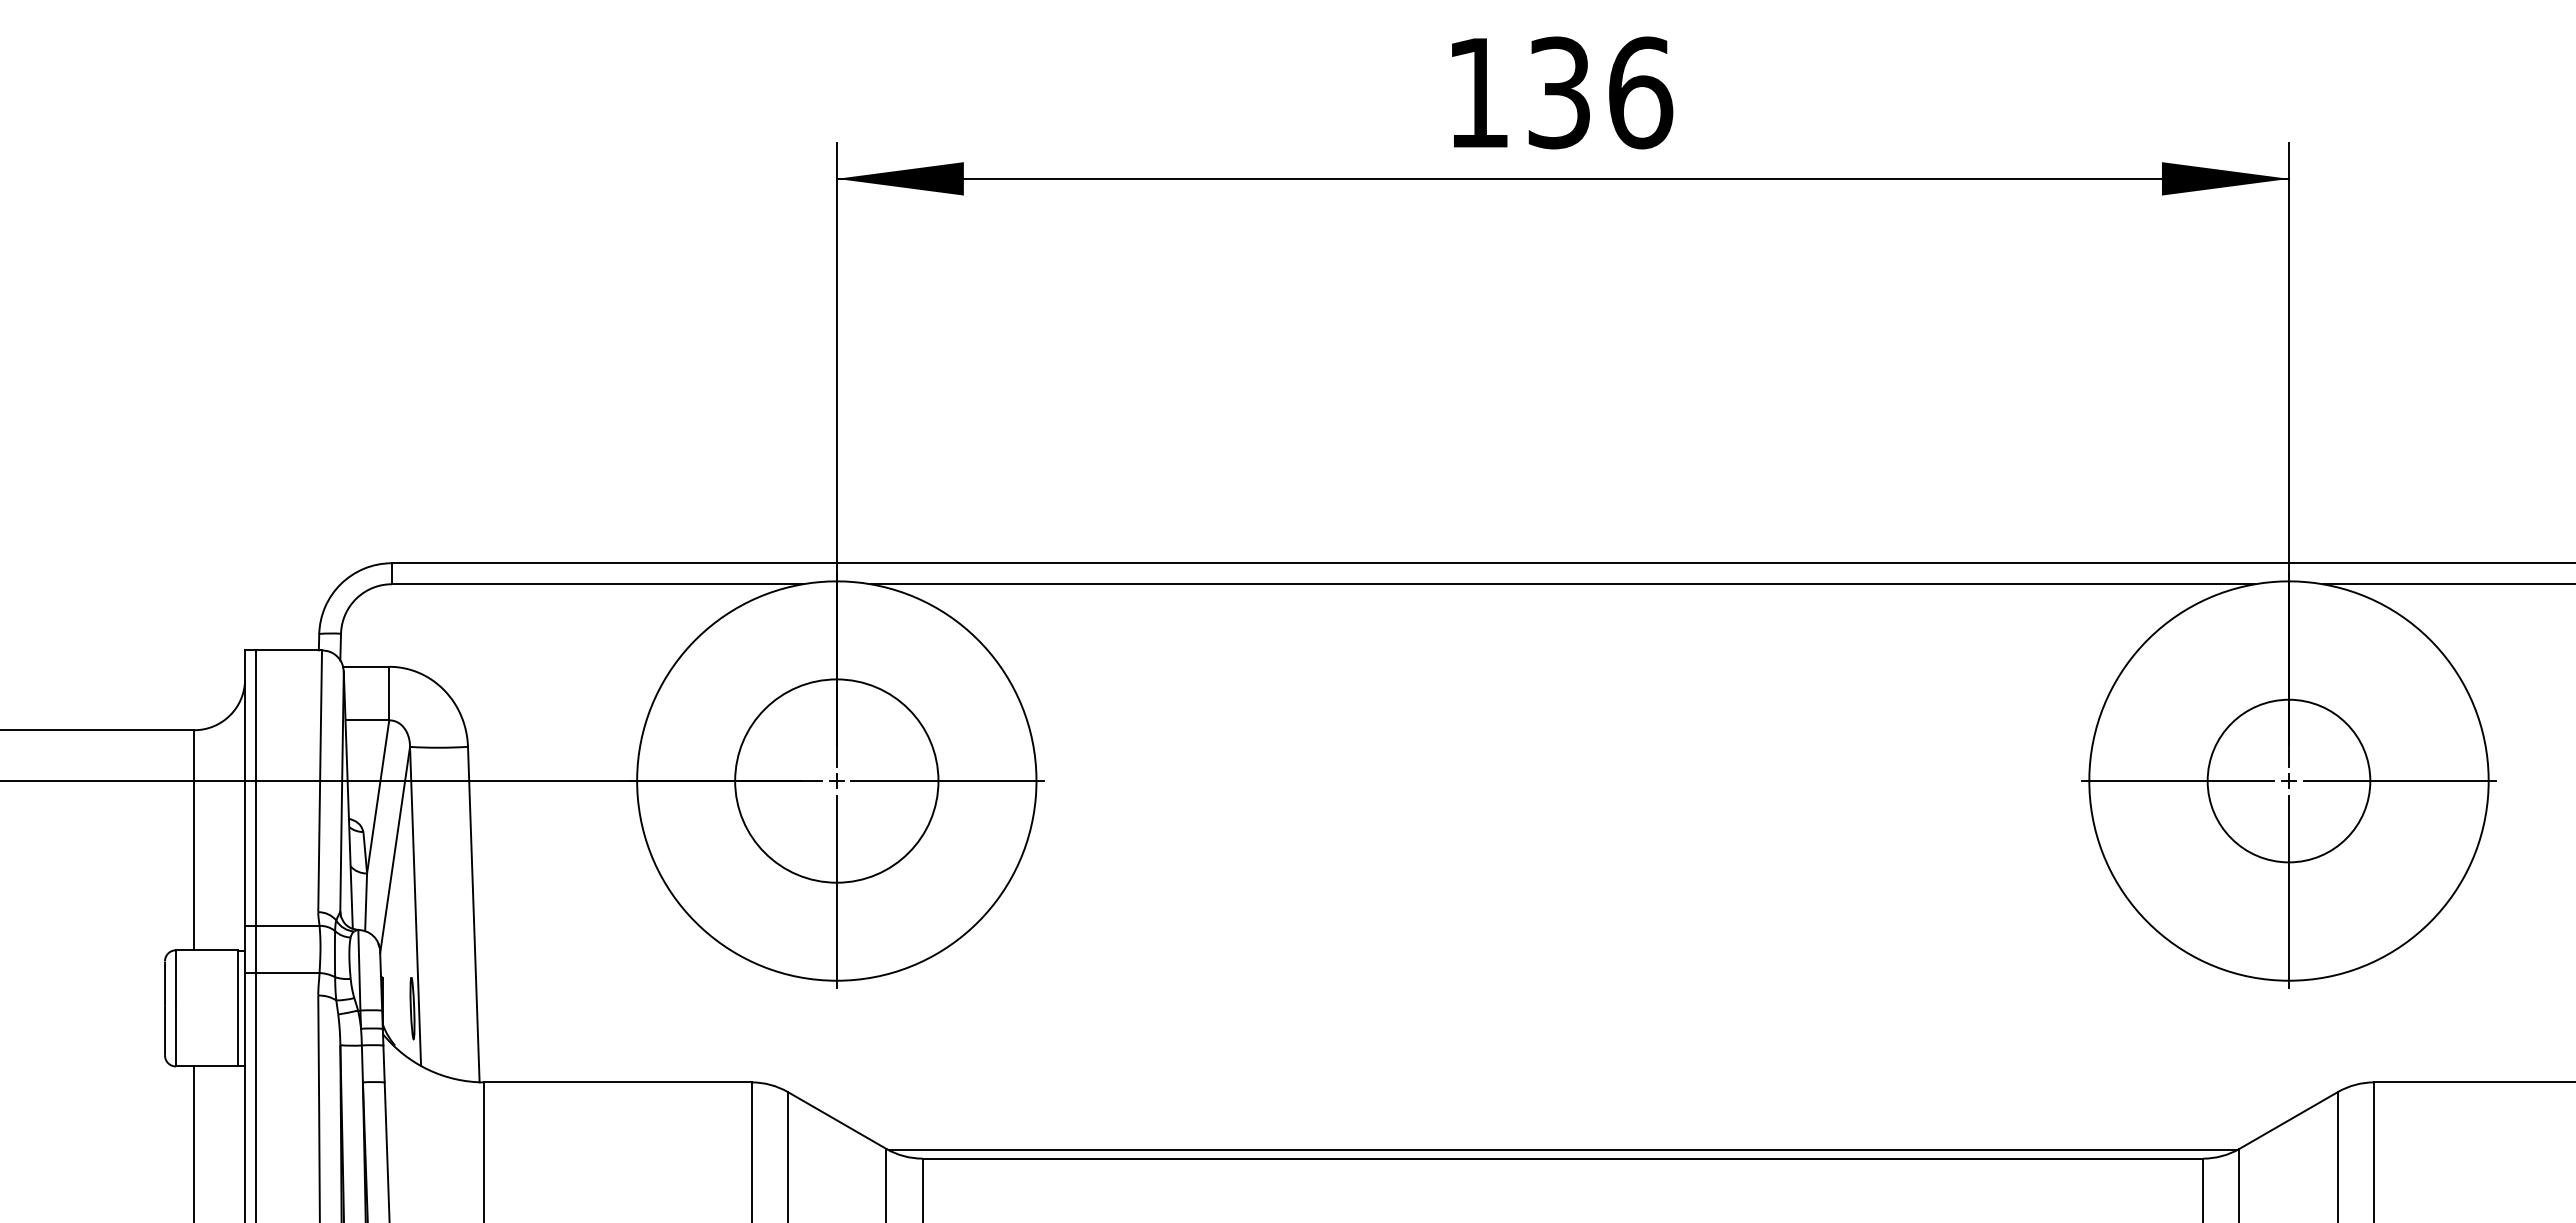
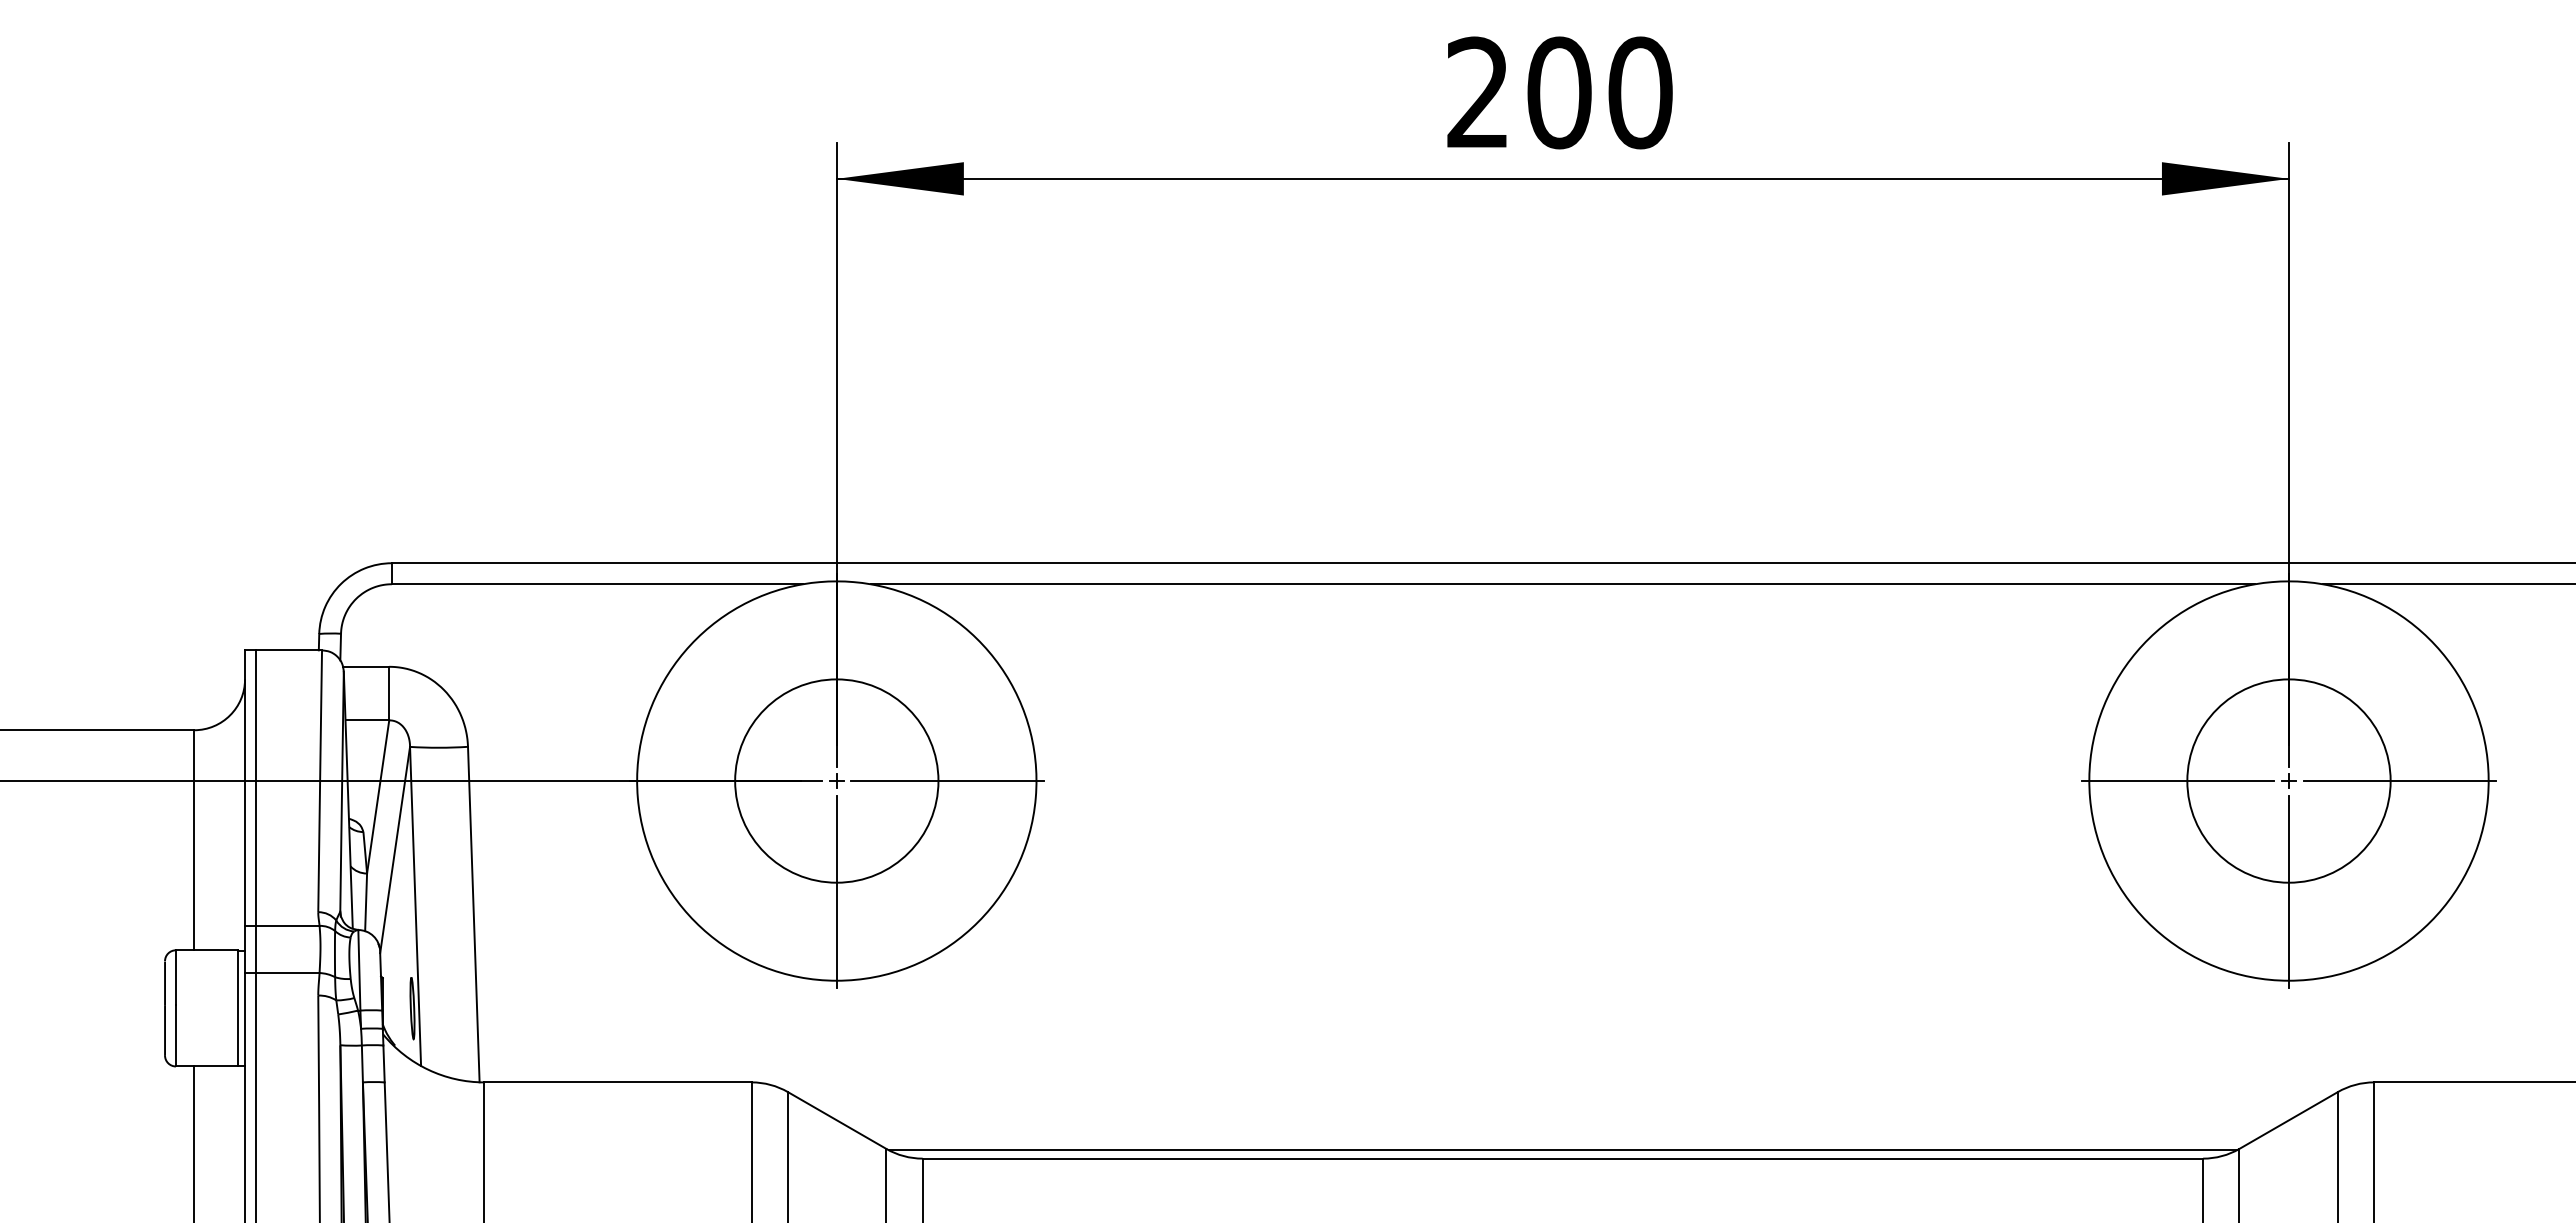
text: 136 -> 200 (1560, 92)
circle diameter: 163 px -> 203 px (2288, 780)
